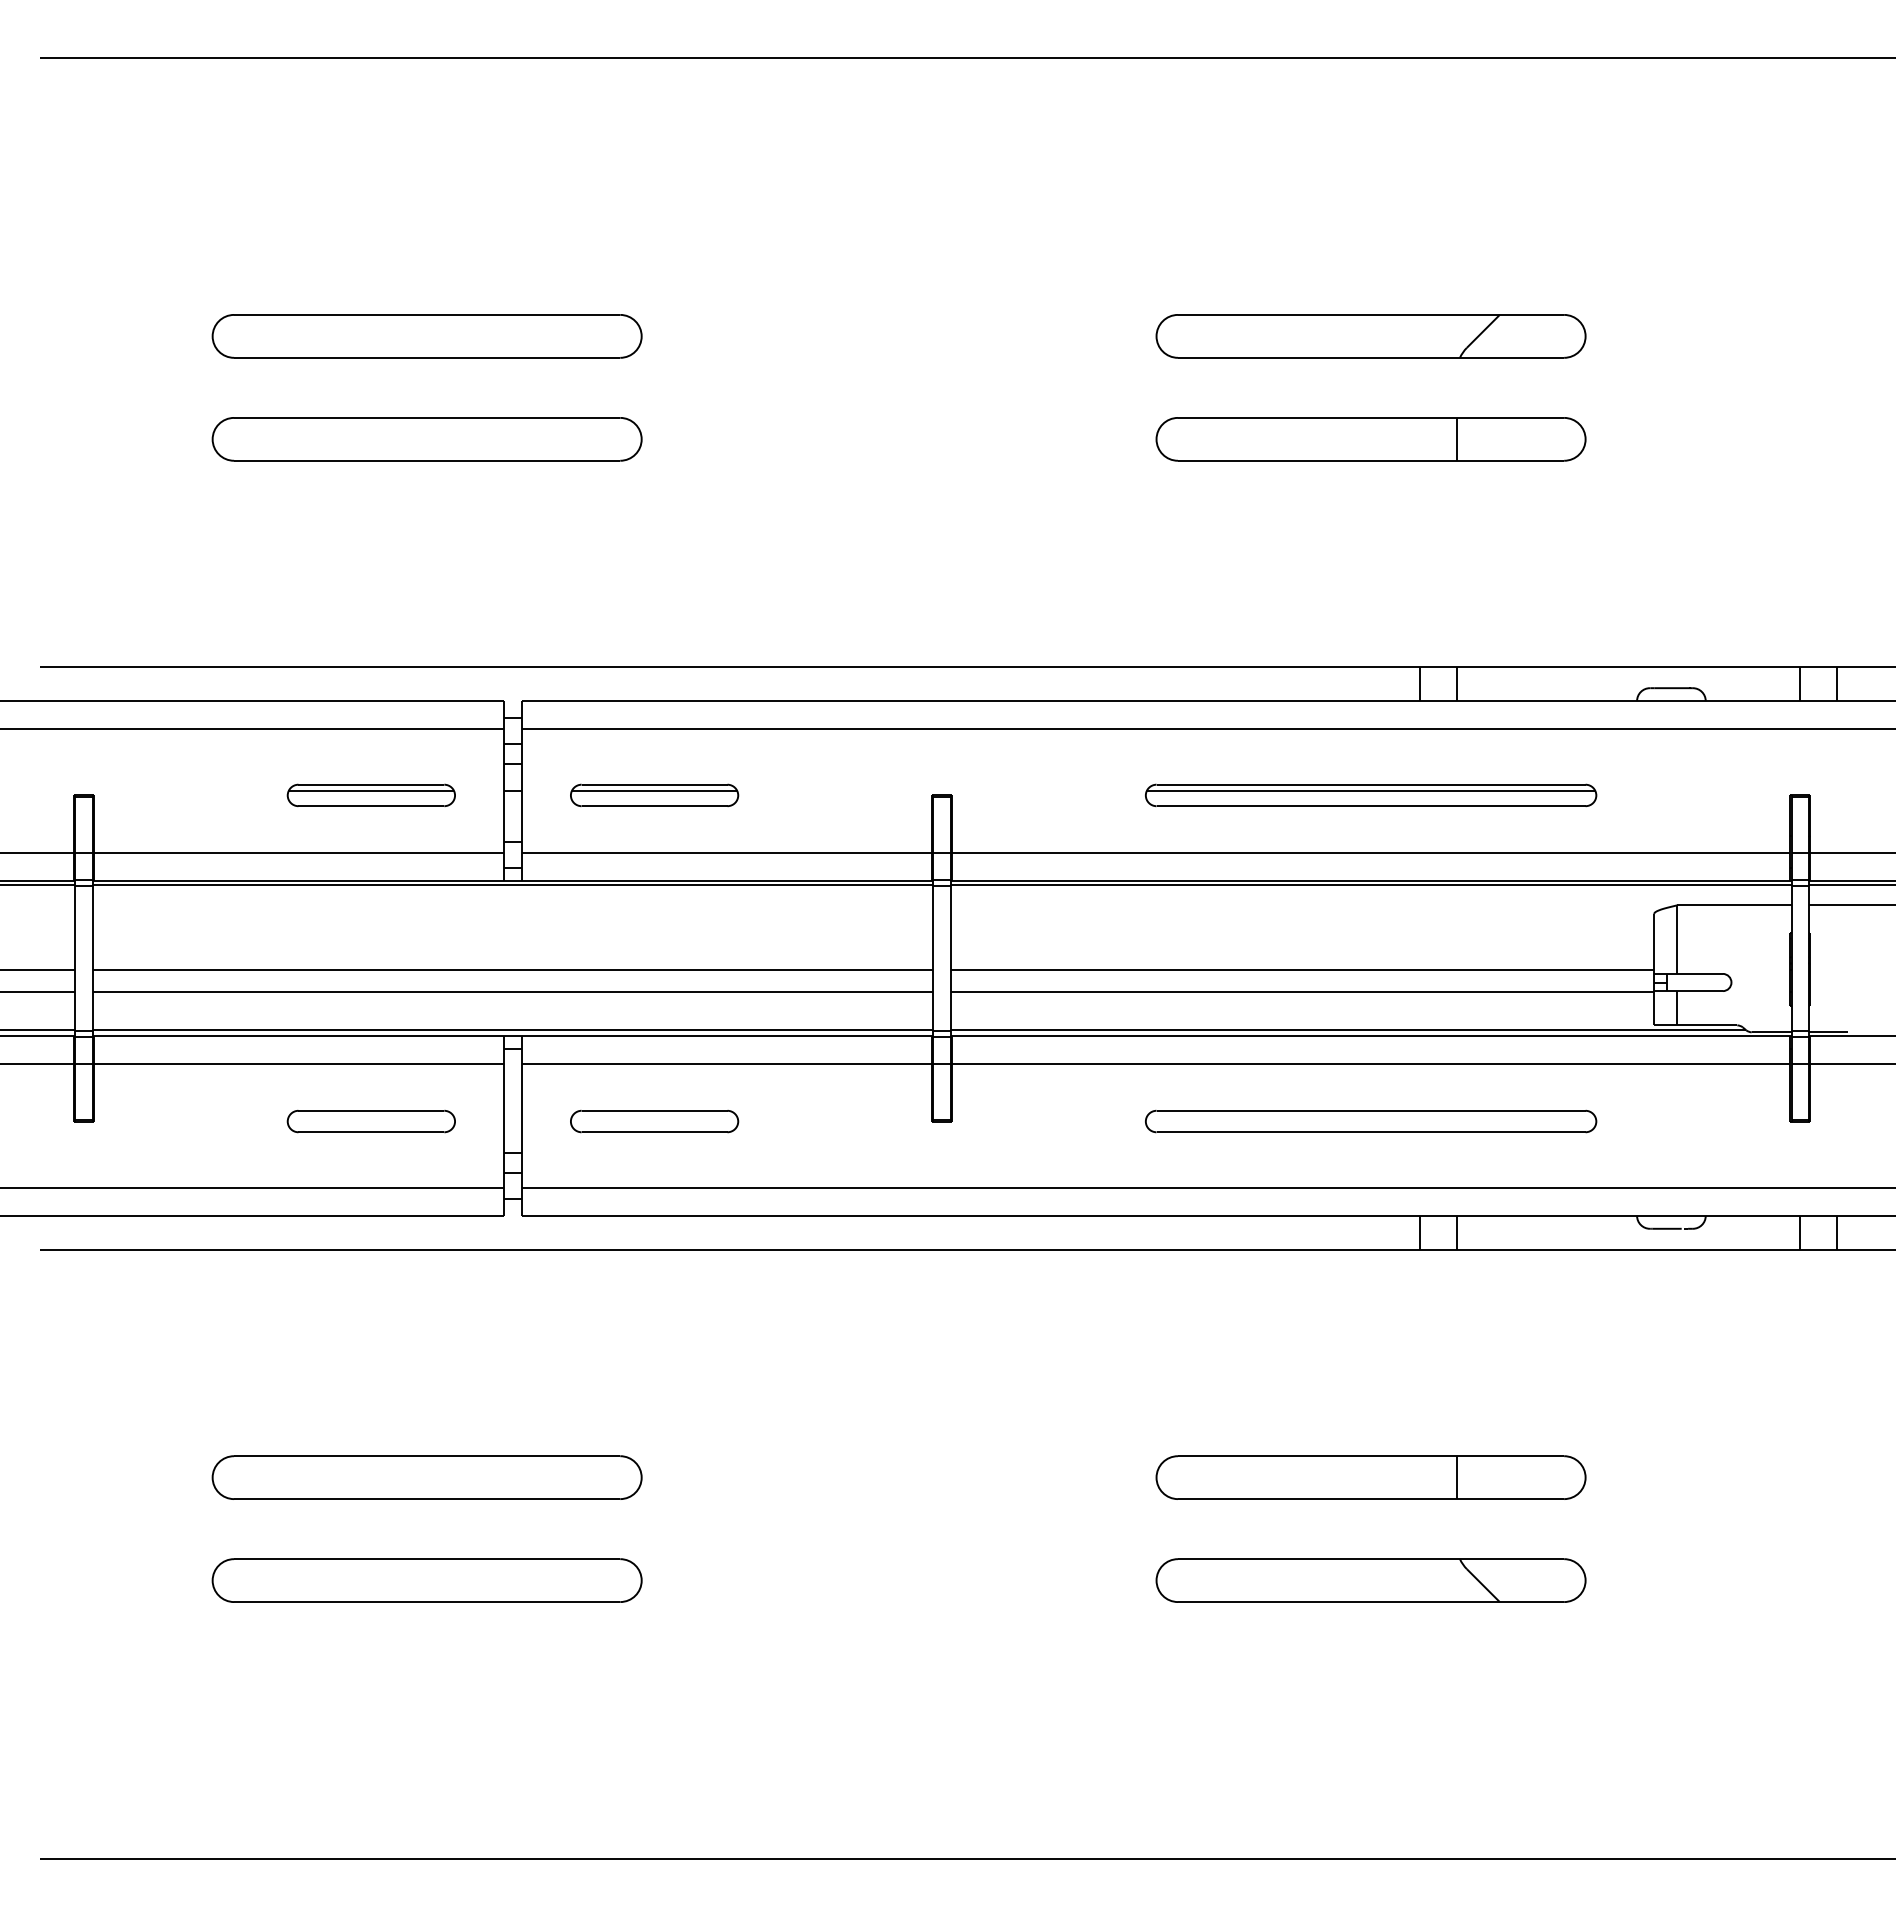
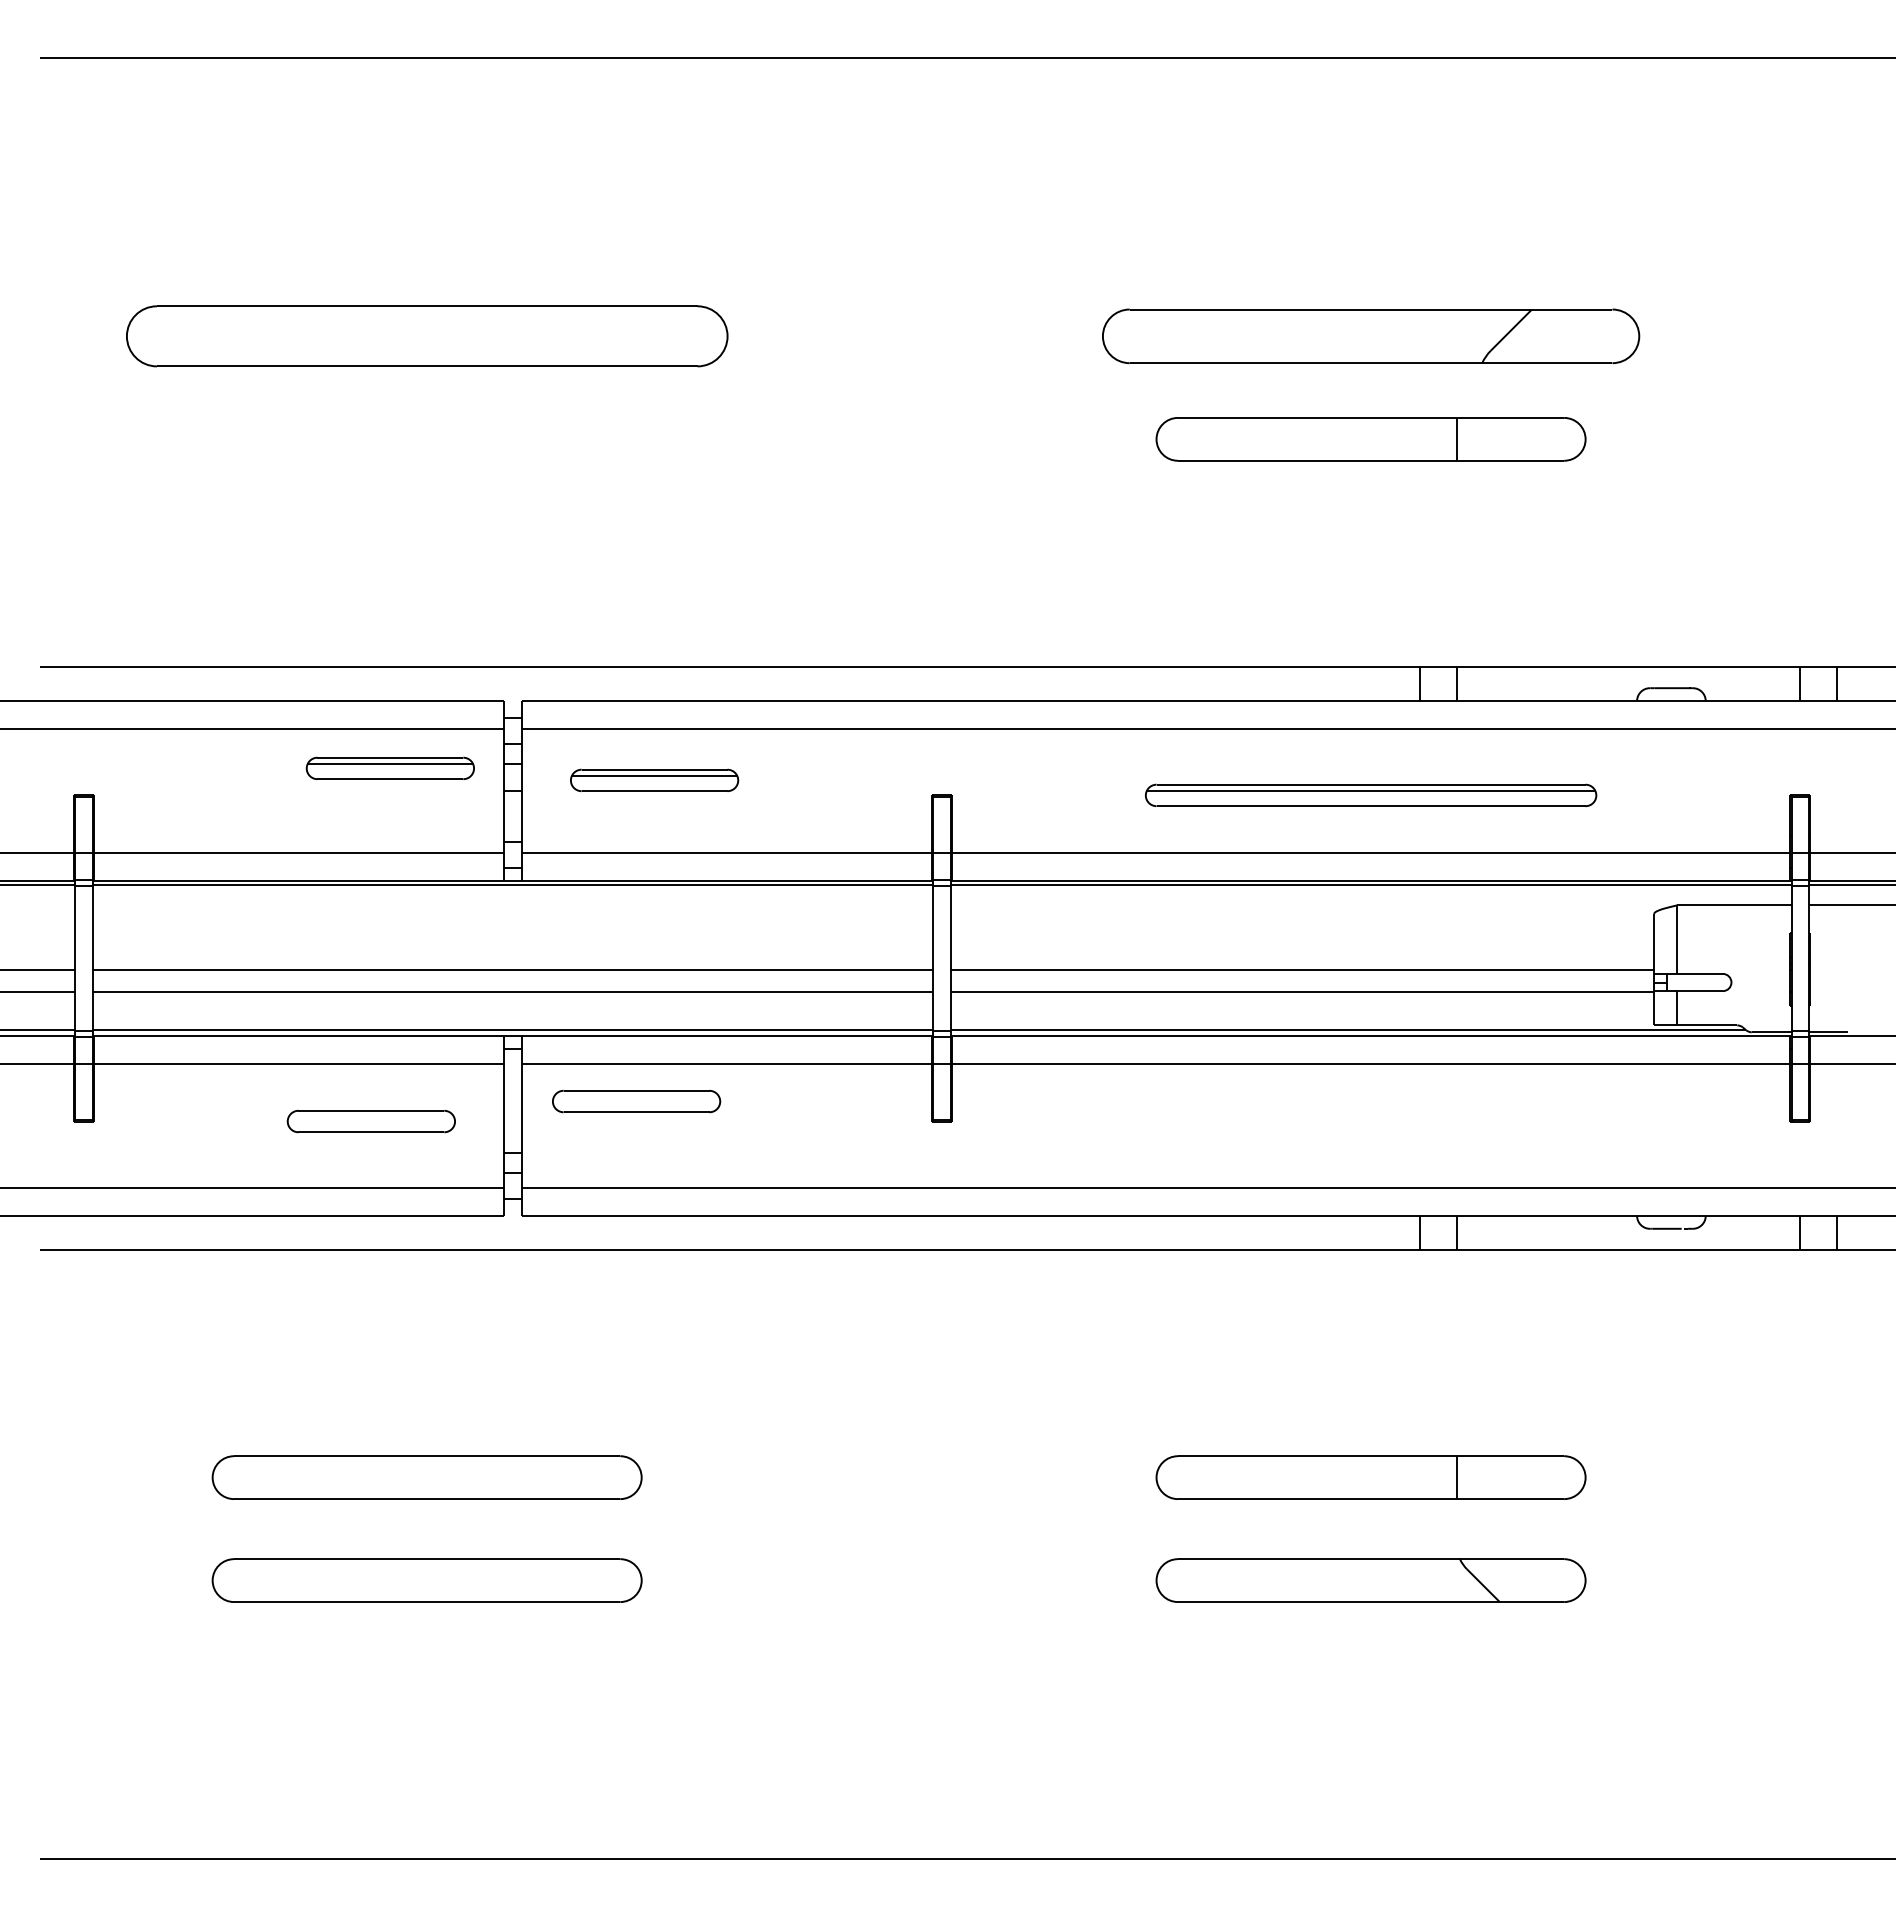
part size: 432x45 px -> 603x63 px (427, 336)
part size: 432x45 px -> 539x56 px (1371, 335)
part: present -> none (426, 439)
part position: (370, 794) -> (389, 767) (389, 767)
part position: (654, 794) -> (654, 779) (654, 779)
part position: (654, 1121) -> (636, 1101) (636, 1101)
part: present -> none (1371, 1121)
